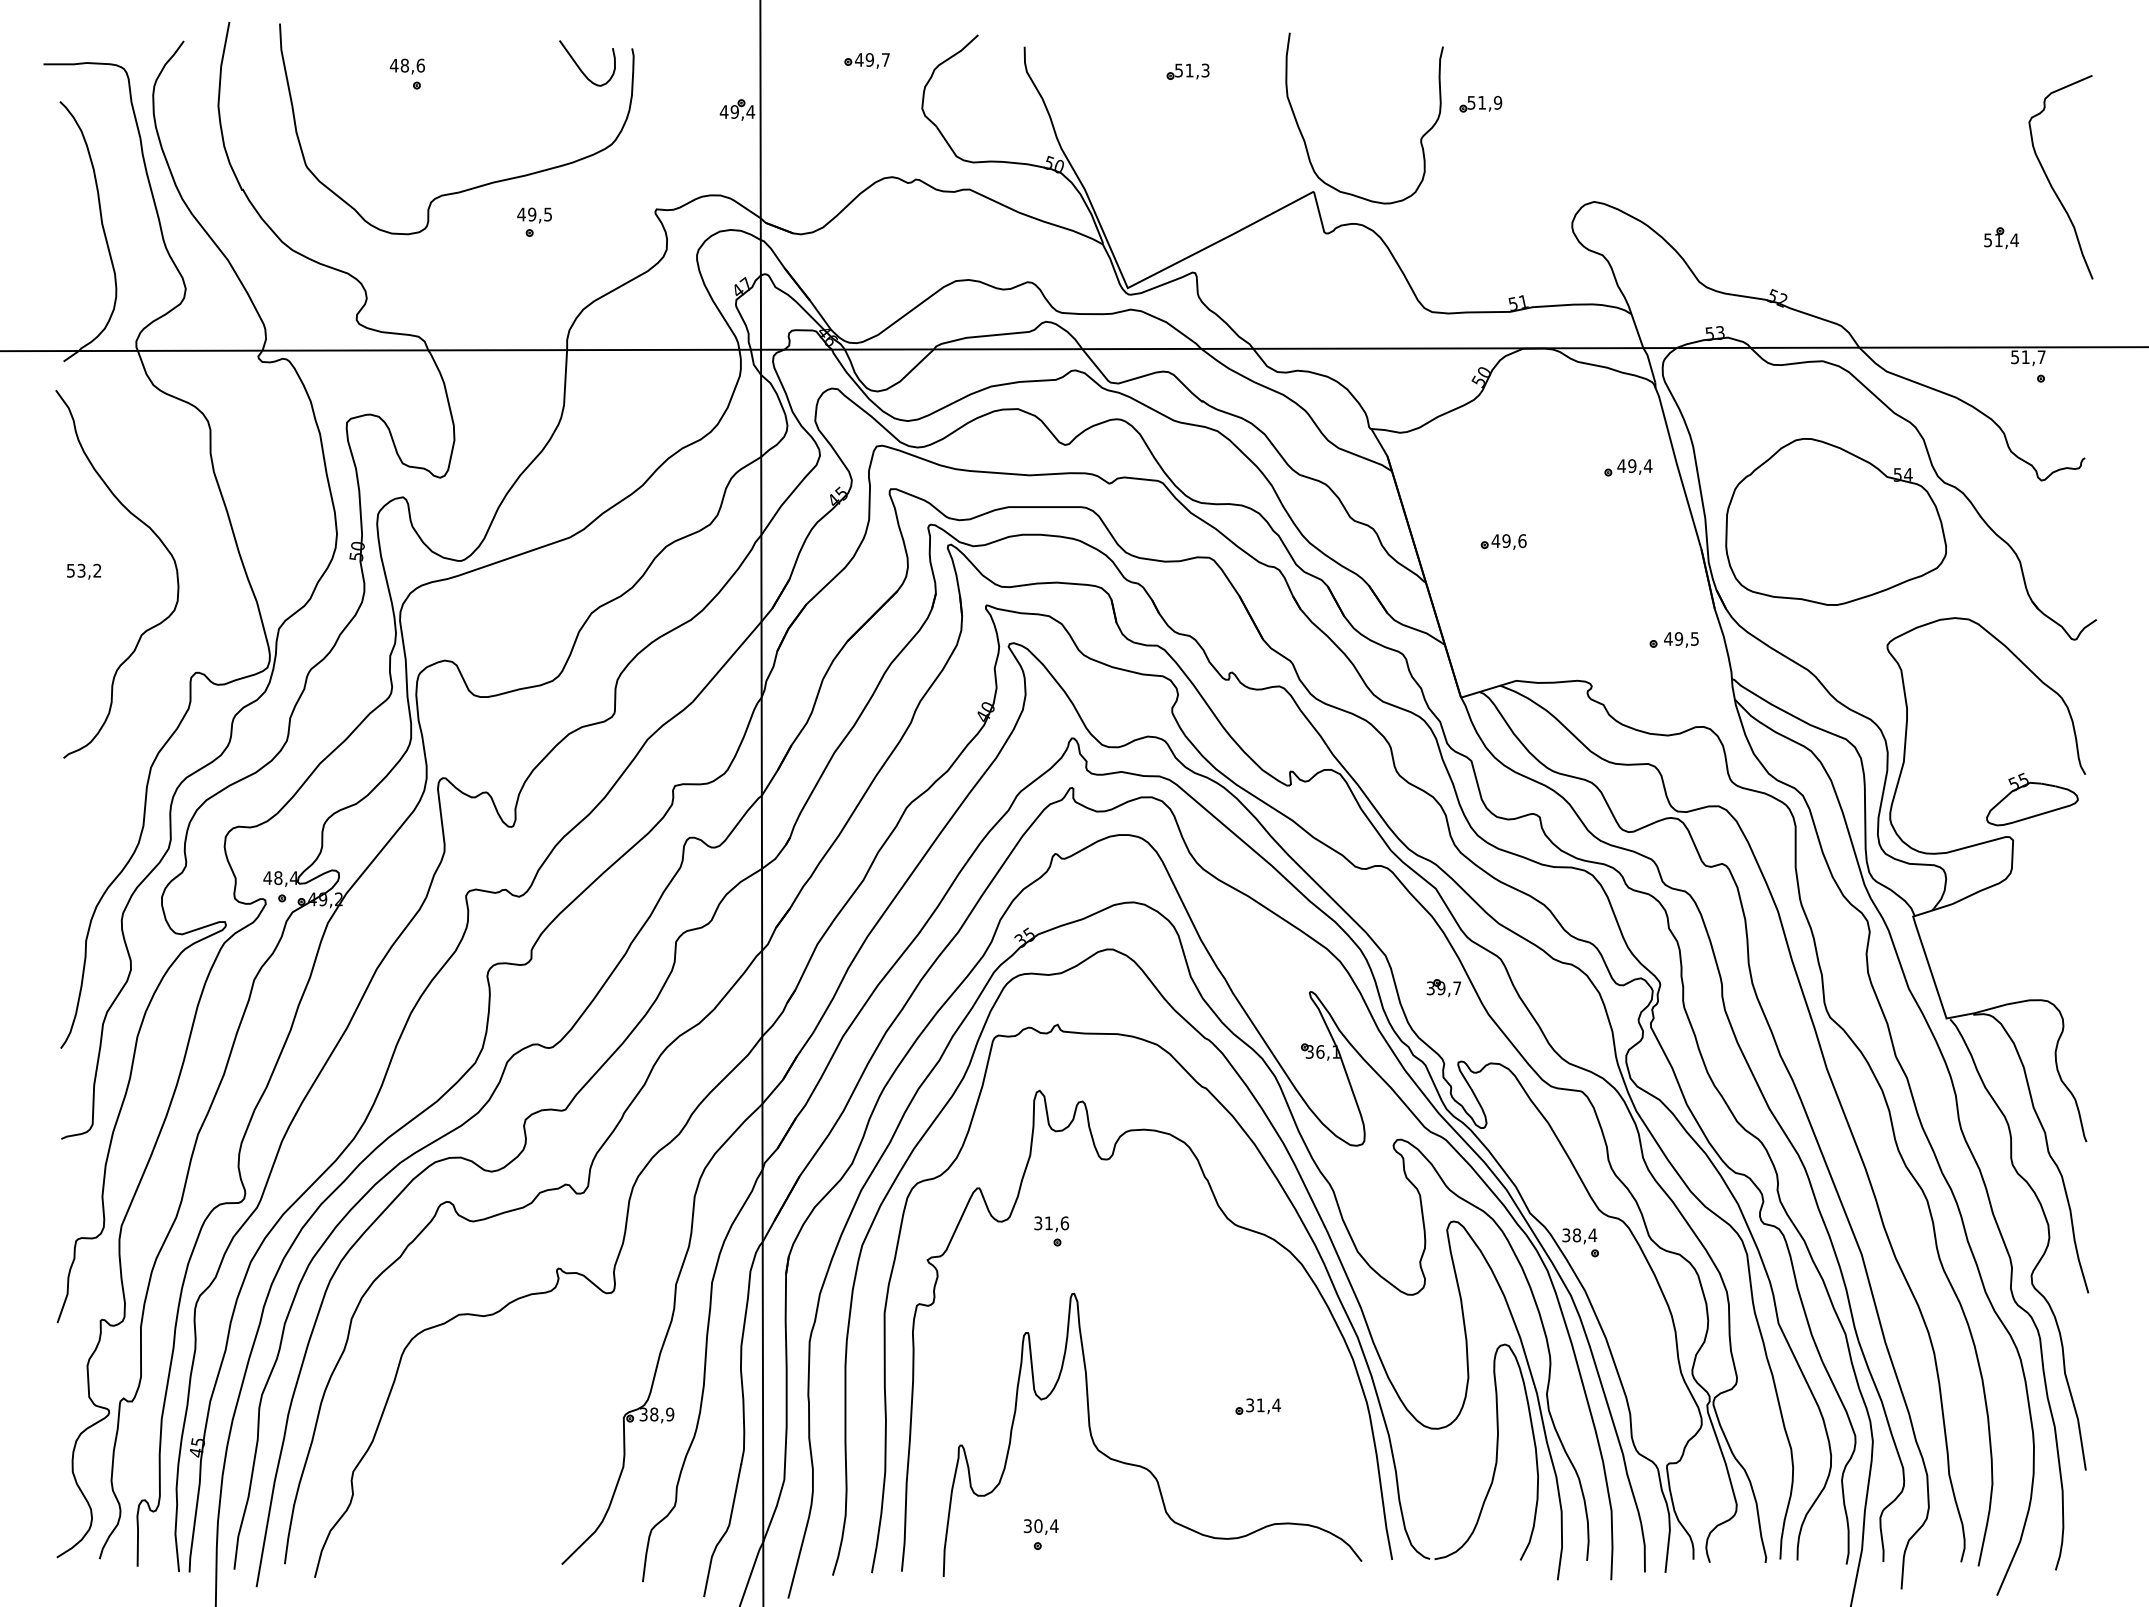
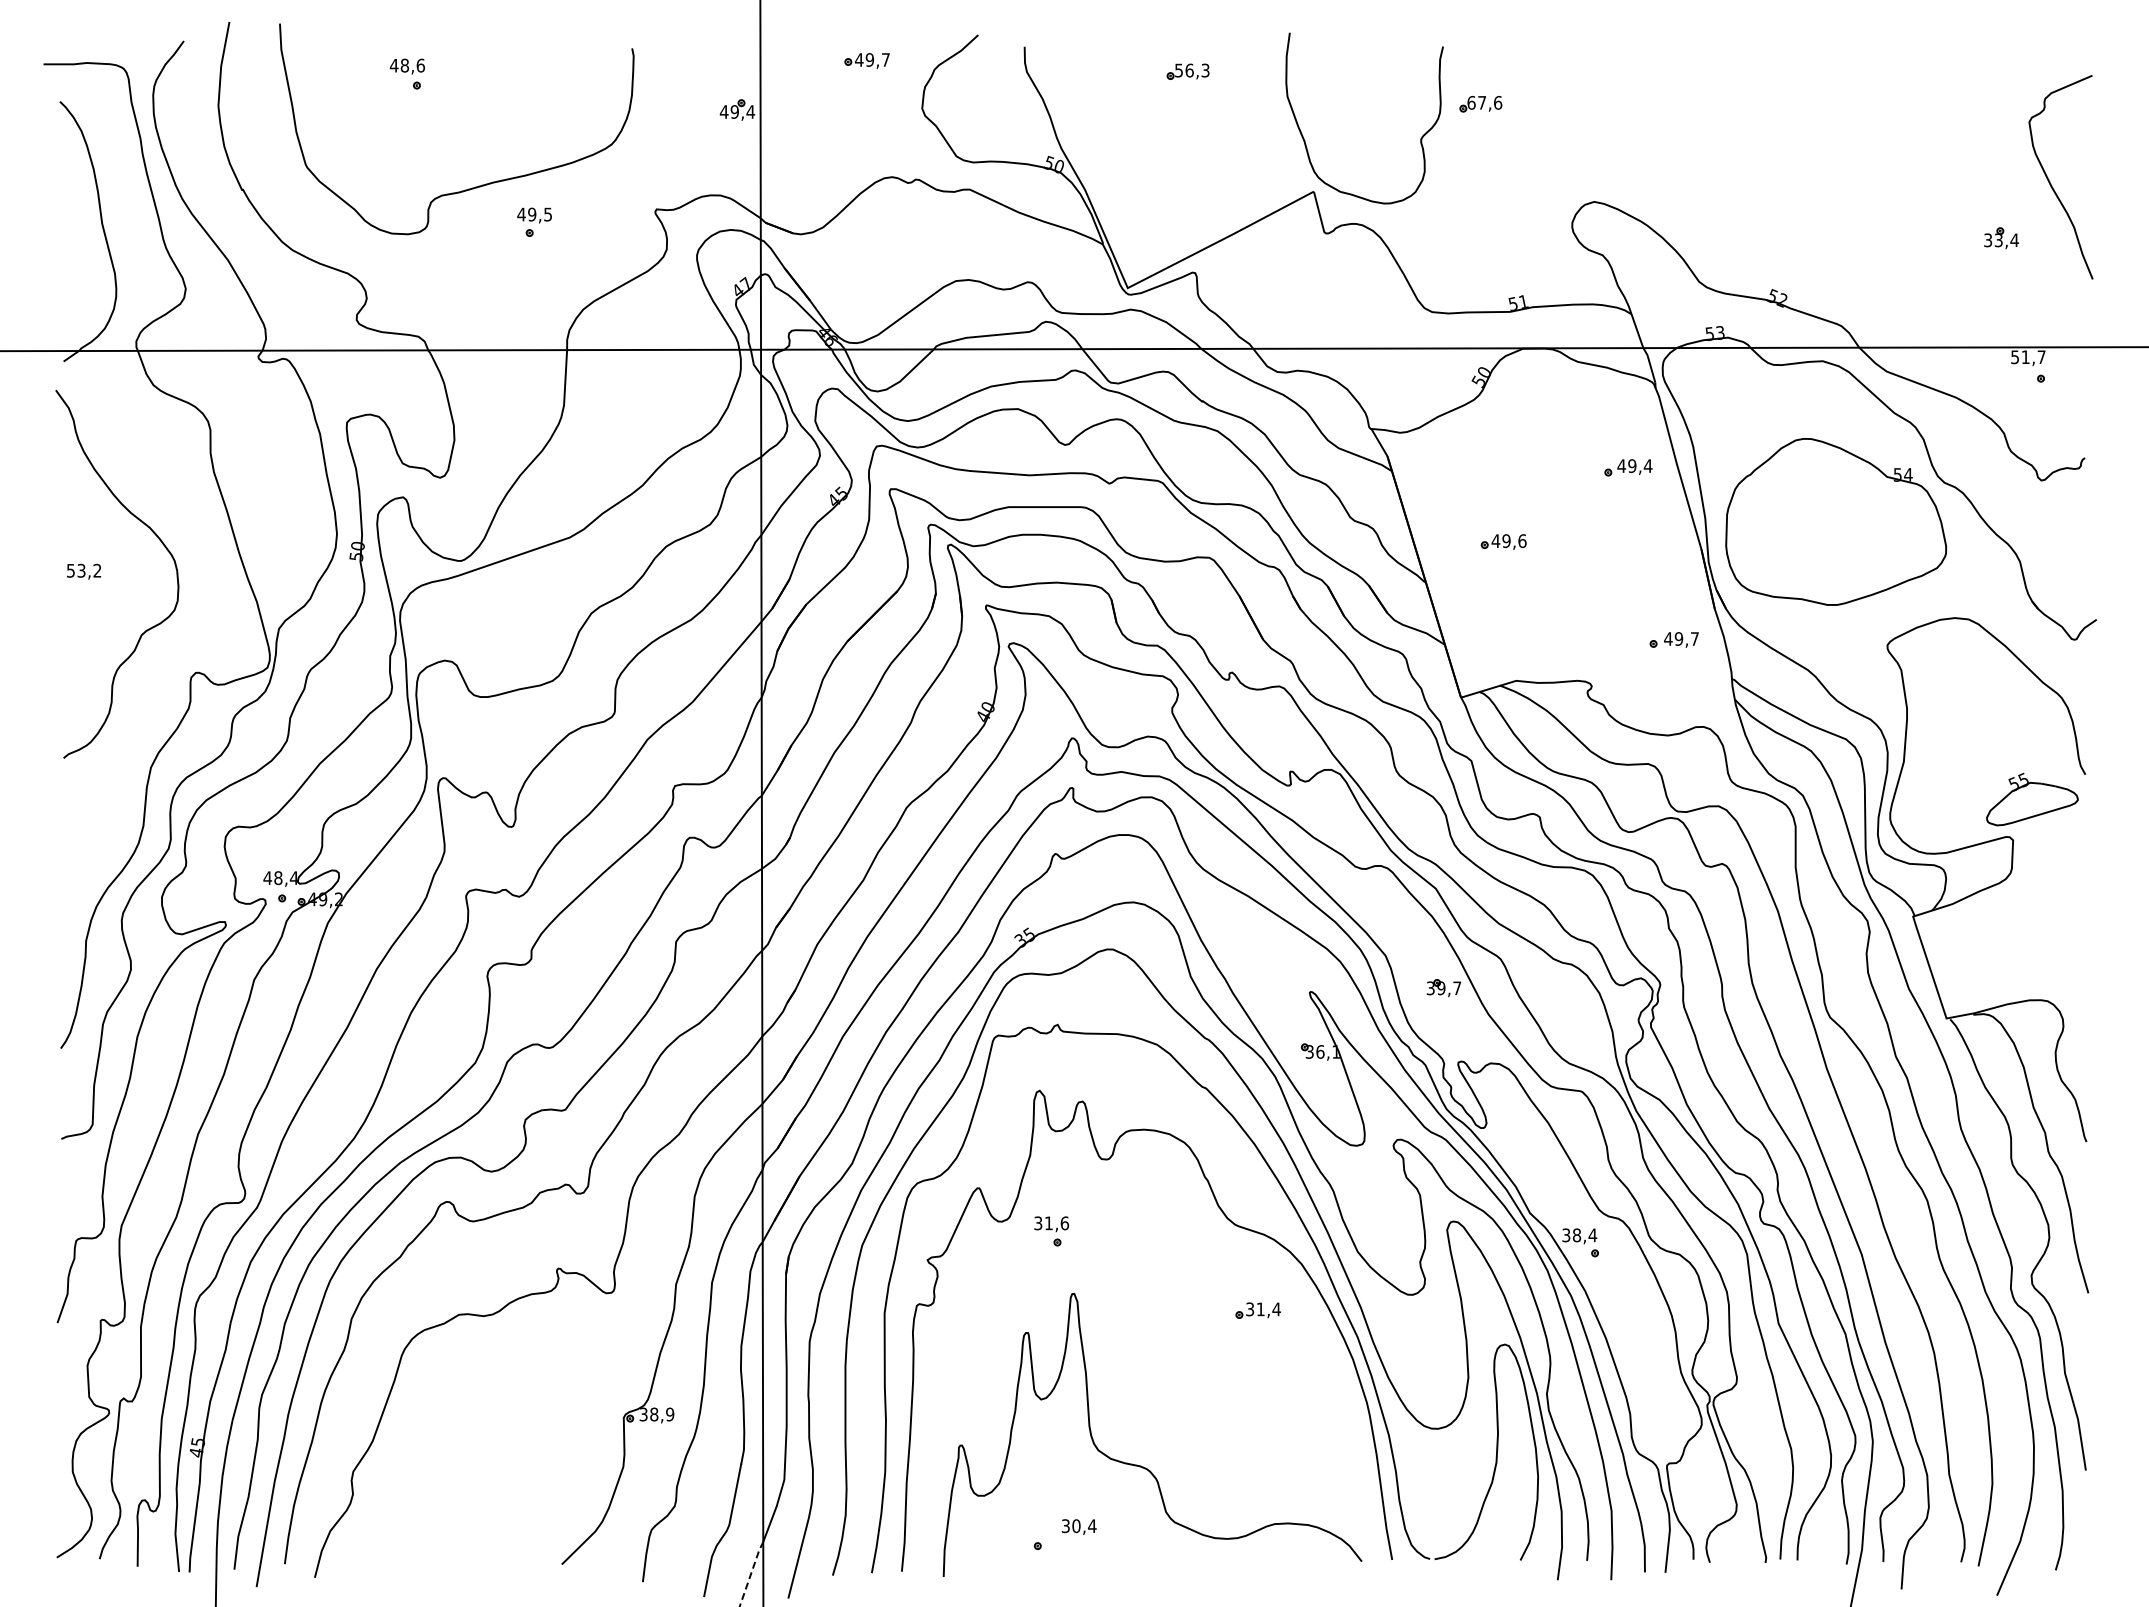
curve: present -> none (581, 69)
text: 51,3 -> 56,3 (1189, 70)
text: 51,9 -> 67,6 (1484, 102)
text: 51,4 -> 33,4 (1993, 240)
text: 49,5 -> 49,7 (1694, 638)
part position: (1257, 1406) -> (1257, 1310) (1257, 1310)
text position: (1040, 1526) -> (1078, 1526) (1078, 1526)
line: solid -> dashed (751, 1573)
